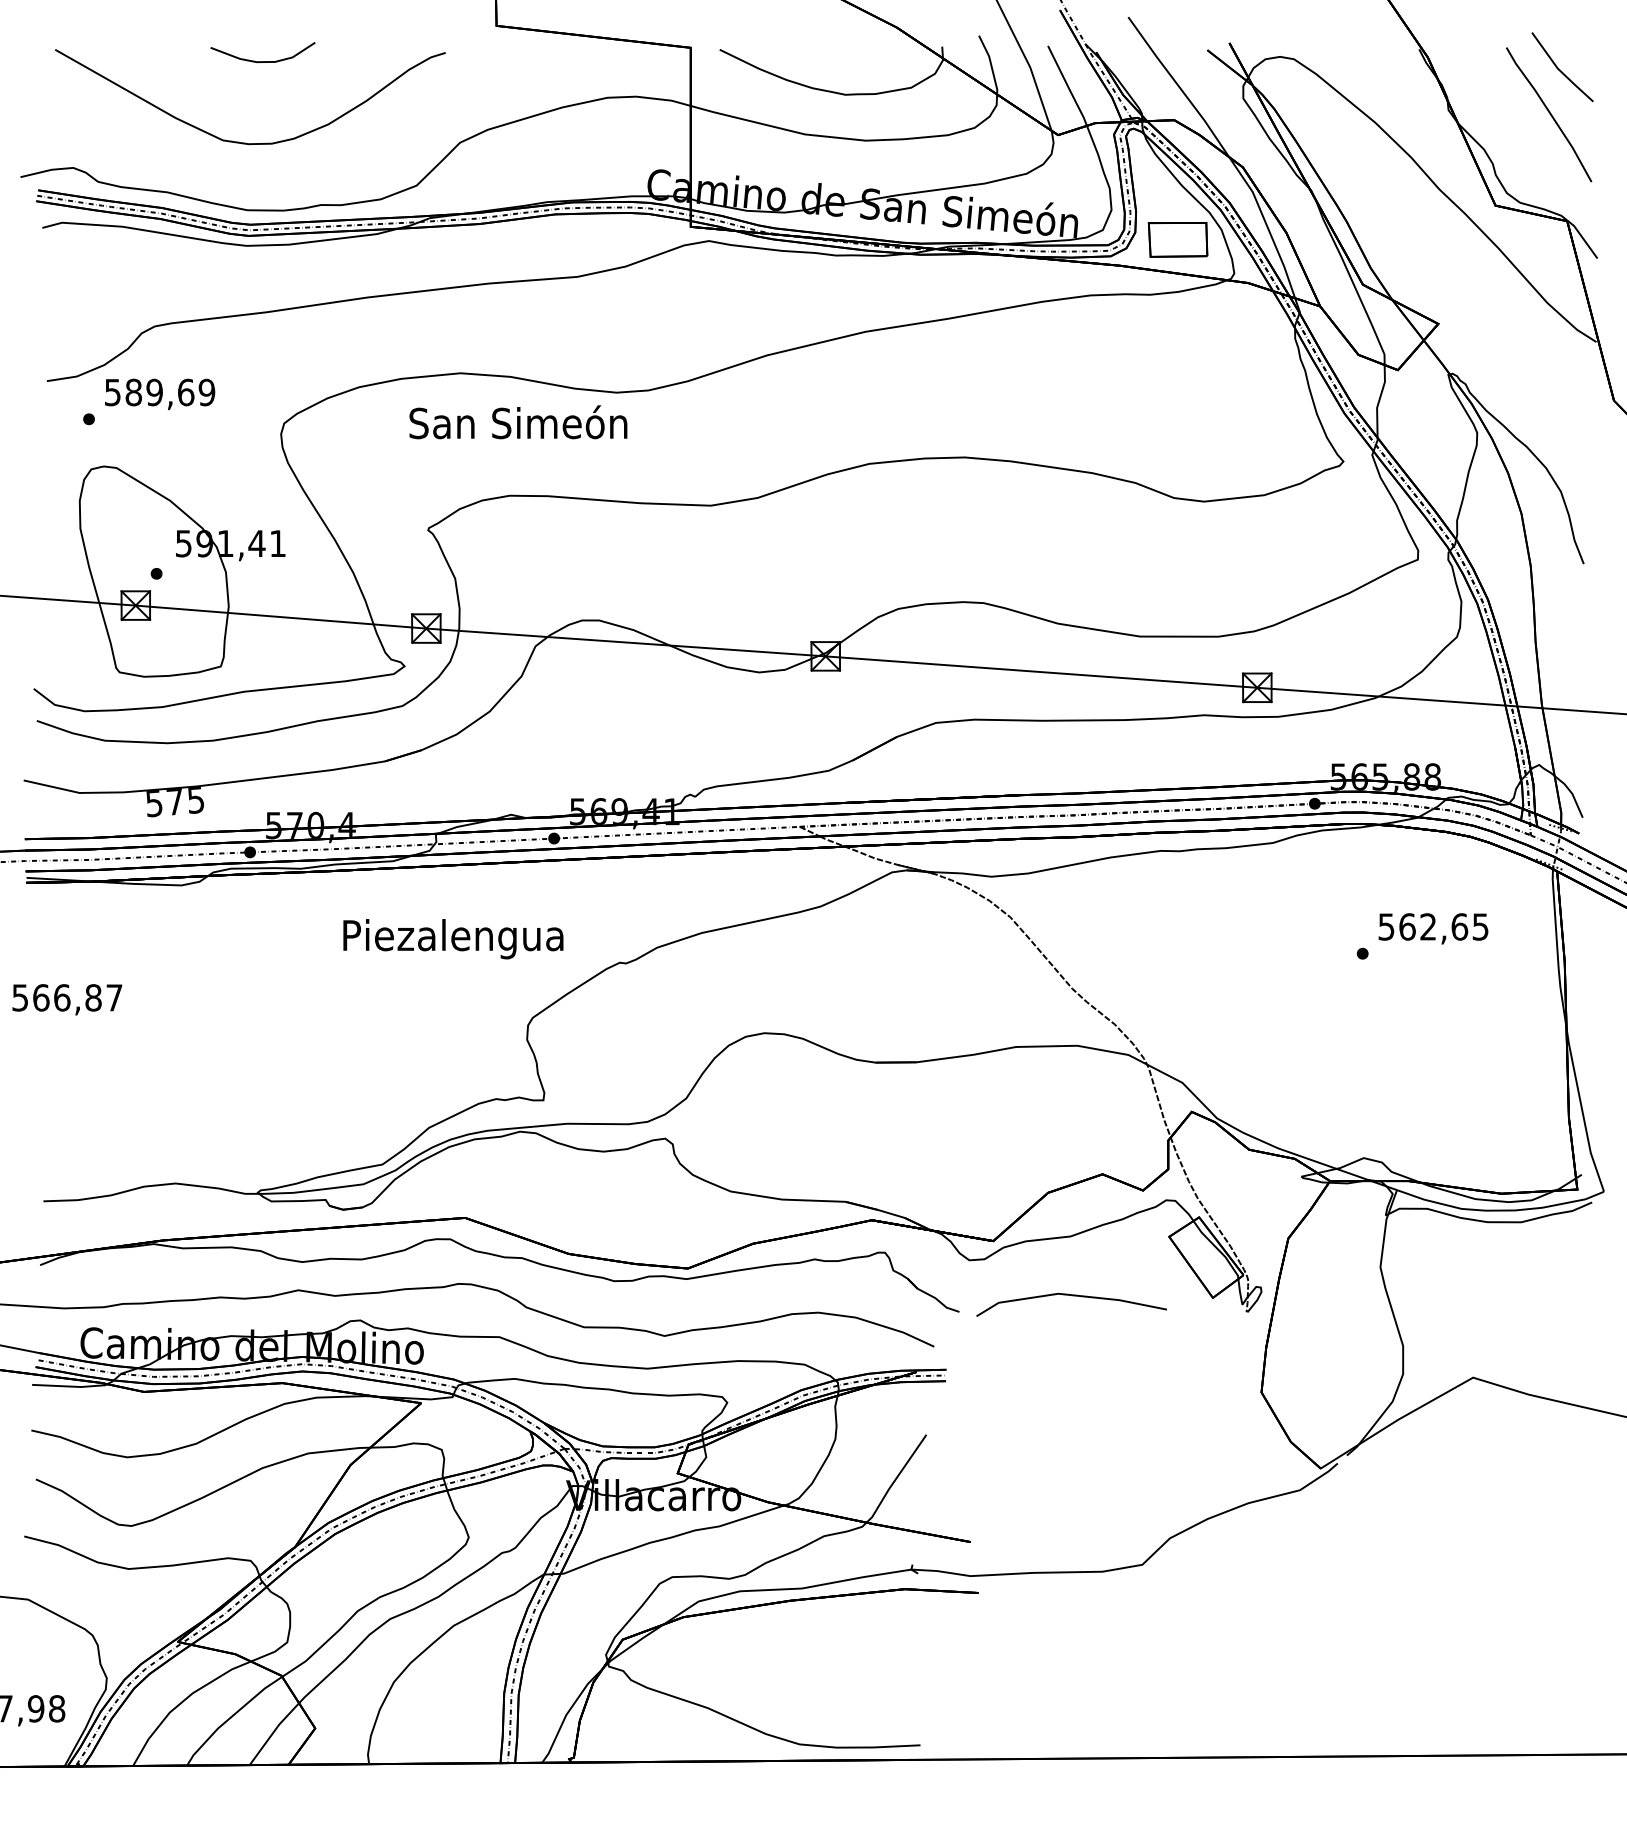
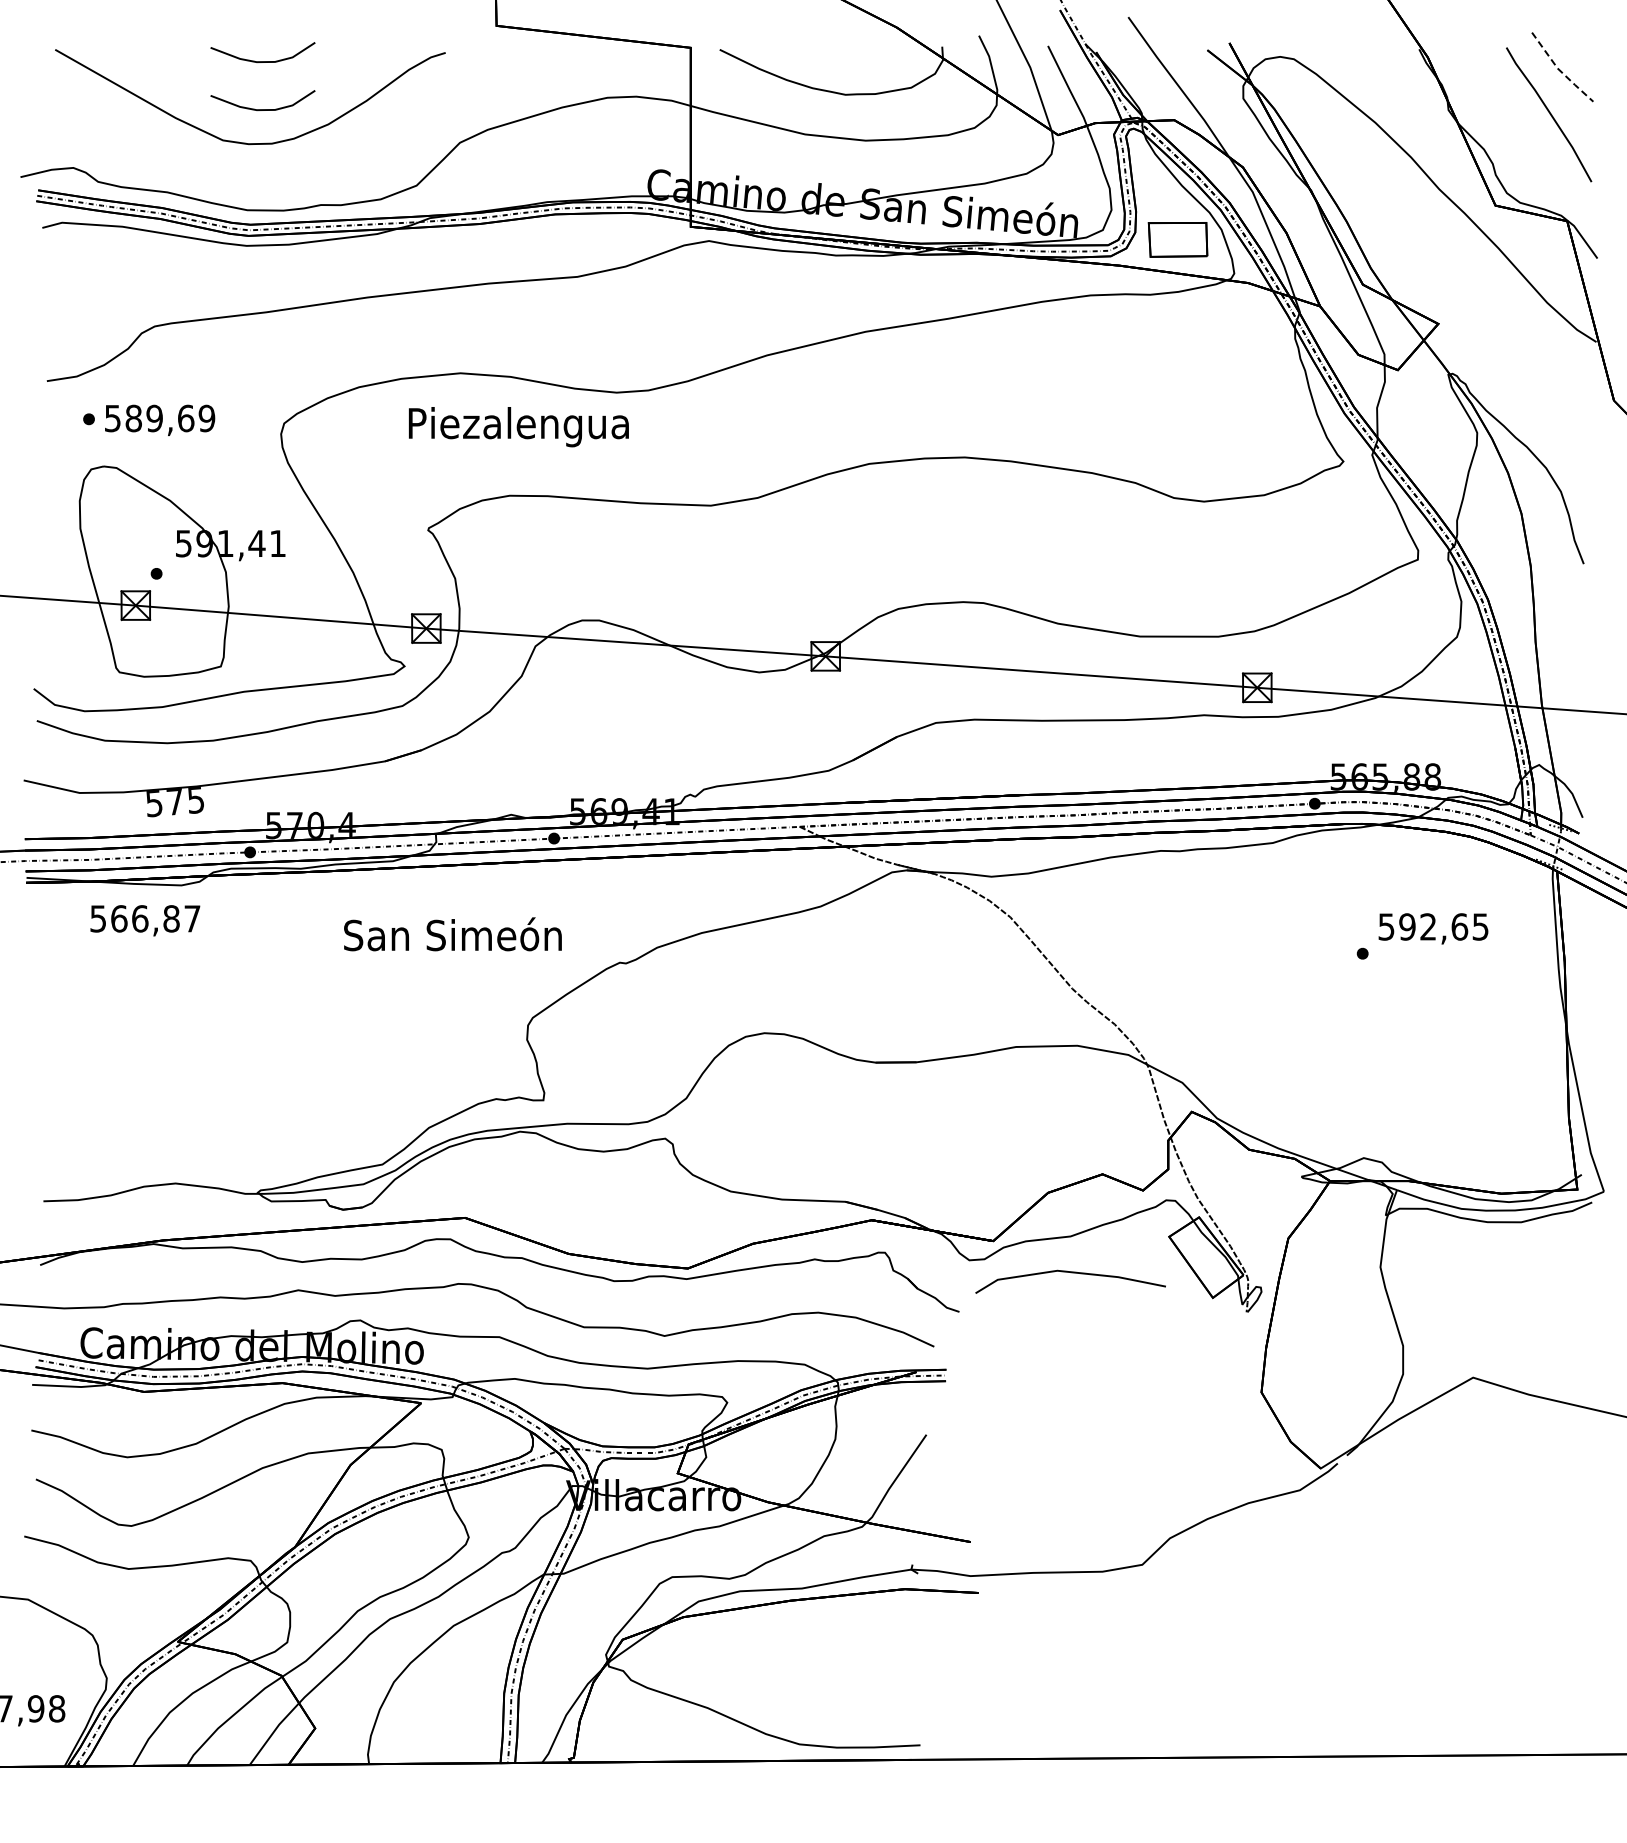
line: solid -> dashed (1559, 69)
curve: none -> present (262, 109)
text position: (160, 393) -> (160, 419) (160, 419)
text: San Simeón -> Piezalengua (518, 426)
text: 562,65 -> 592,65 (1407, 926)
text: Piezalengua -> San Simeón (453, 938)
text position: (67, 999) -> (145, 920) (145, 920)
line position: (1072, 1296) -> (1071, 1273) (1071, 1273)
